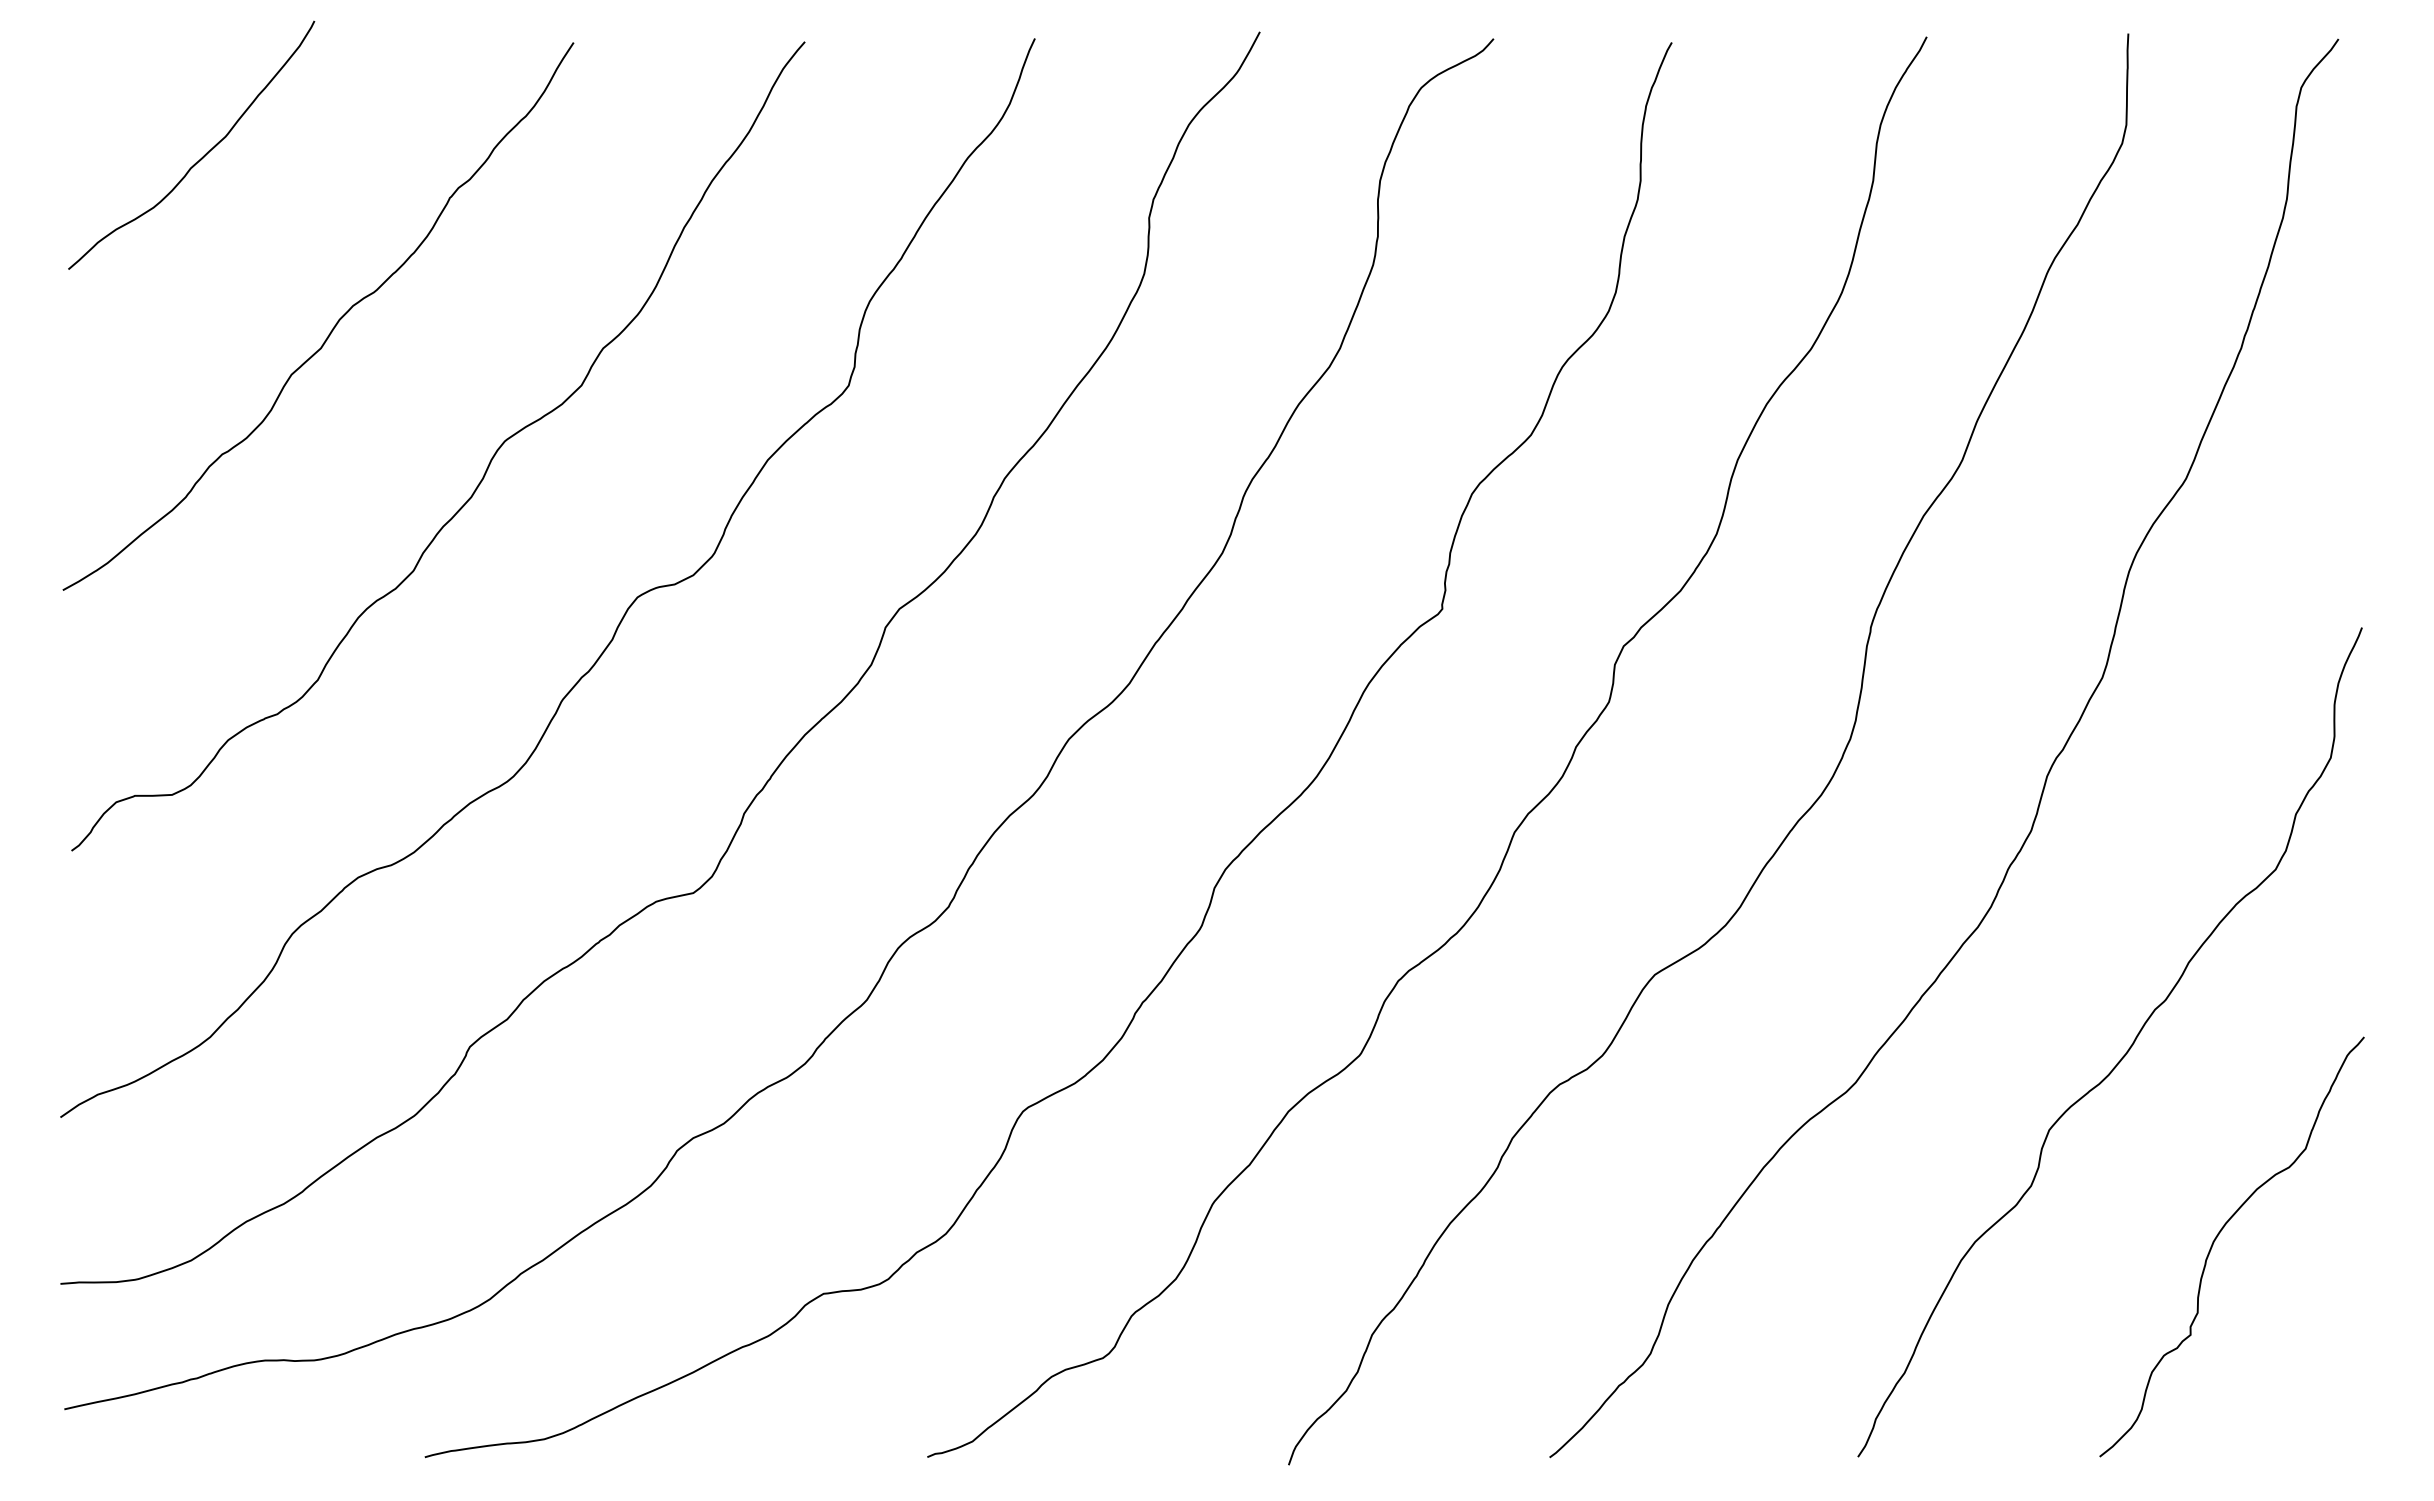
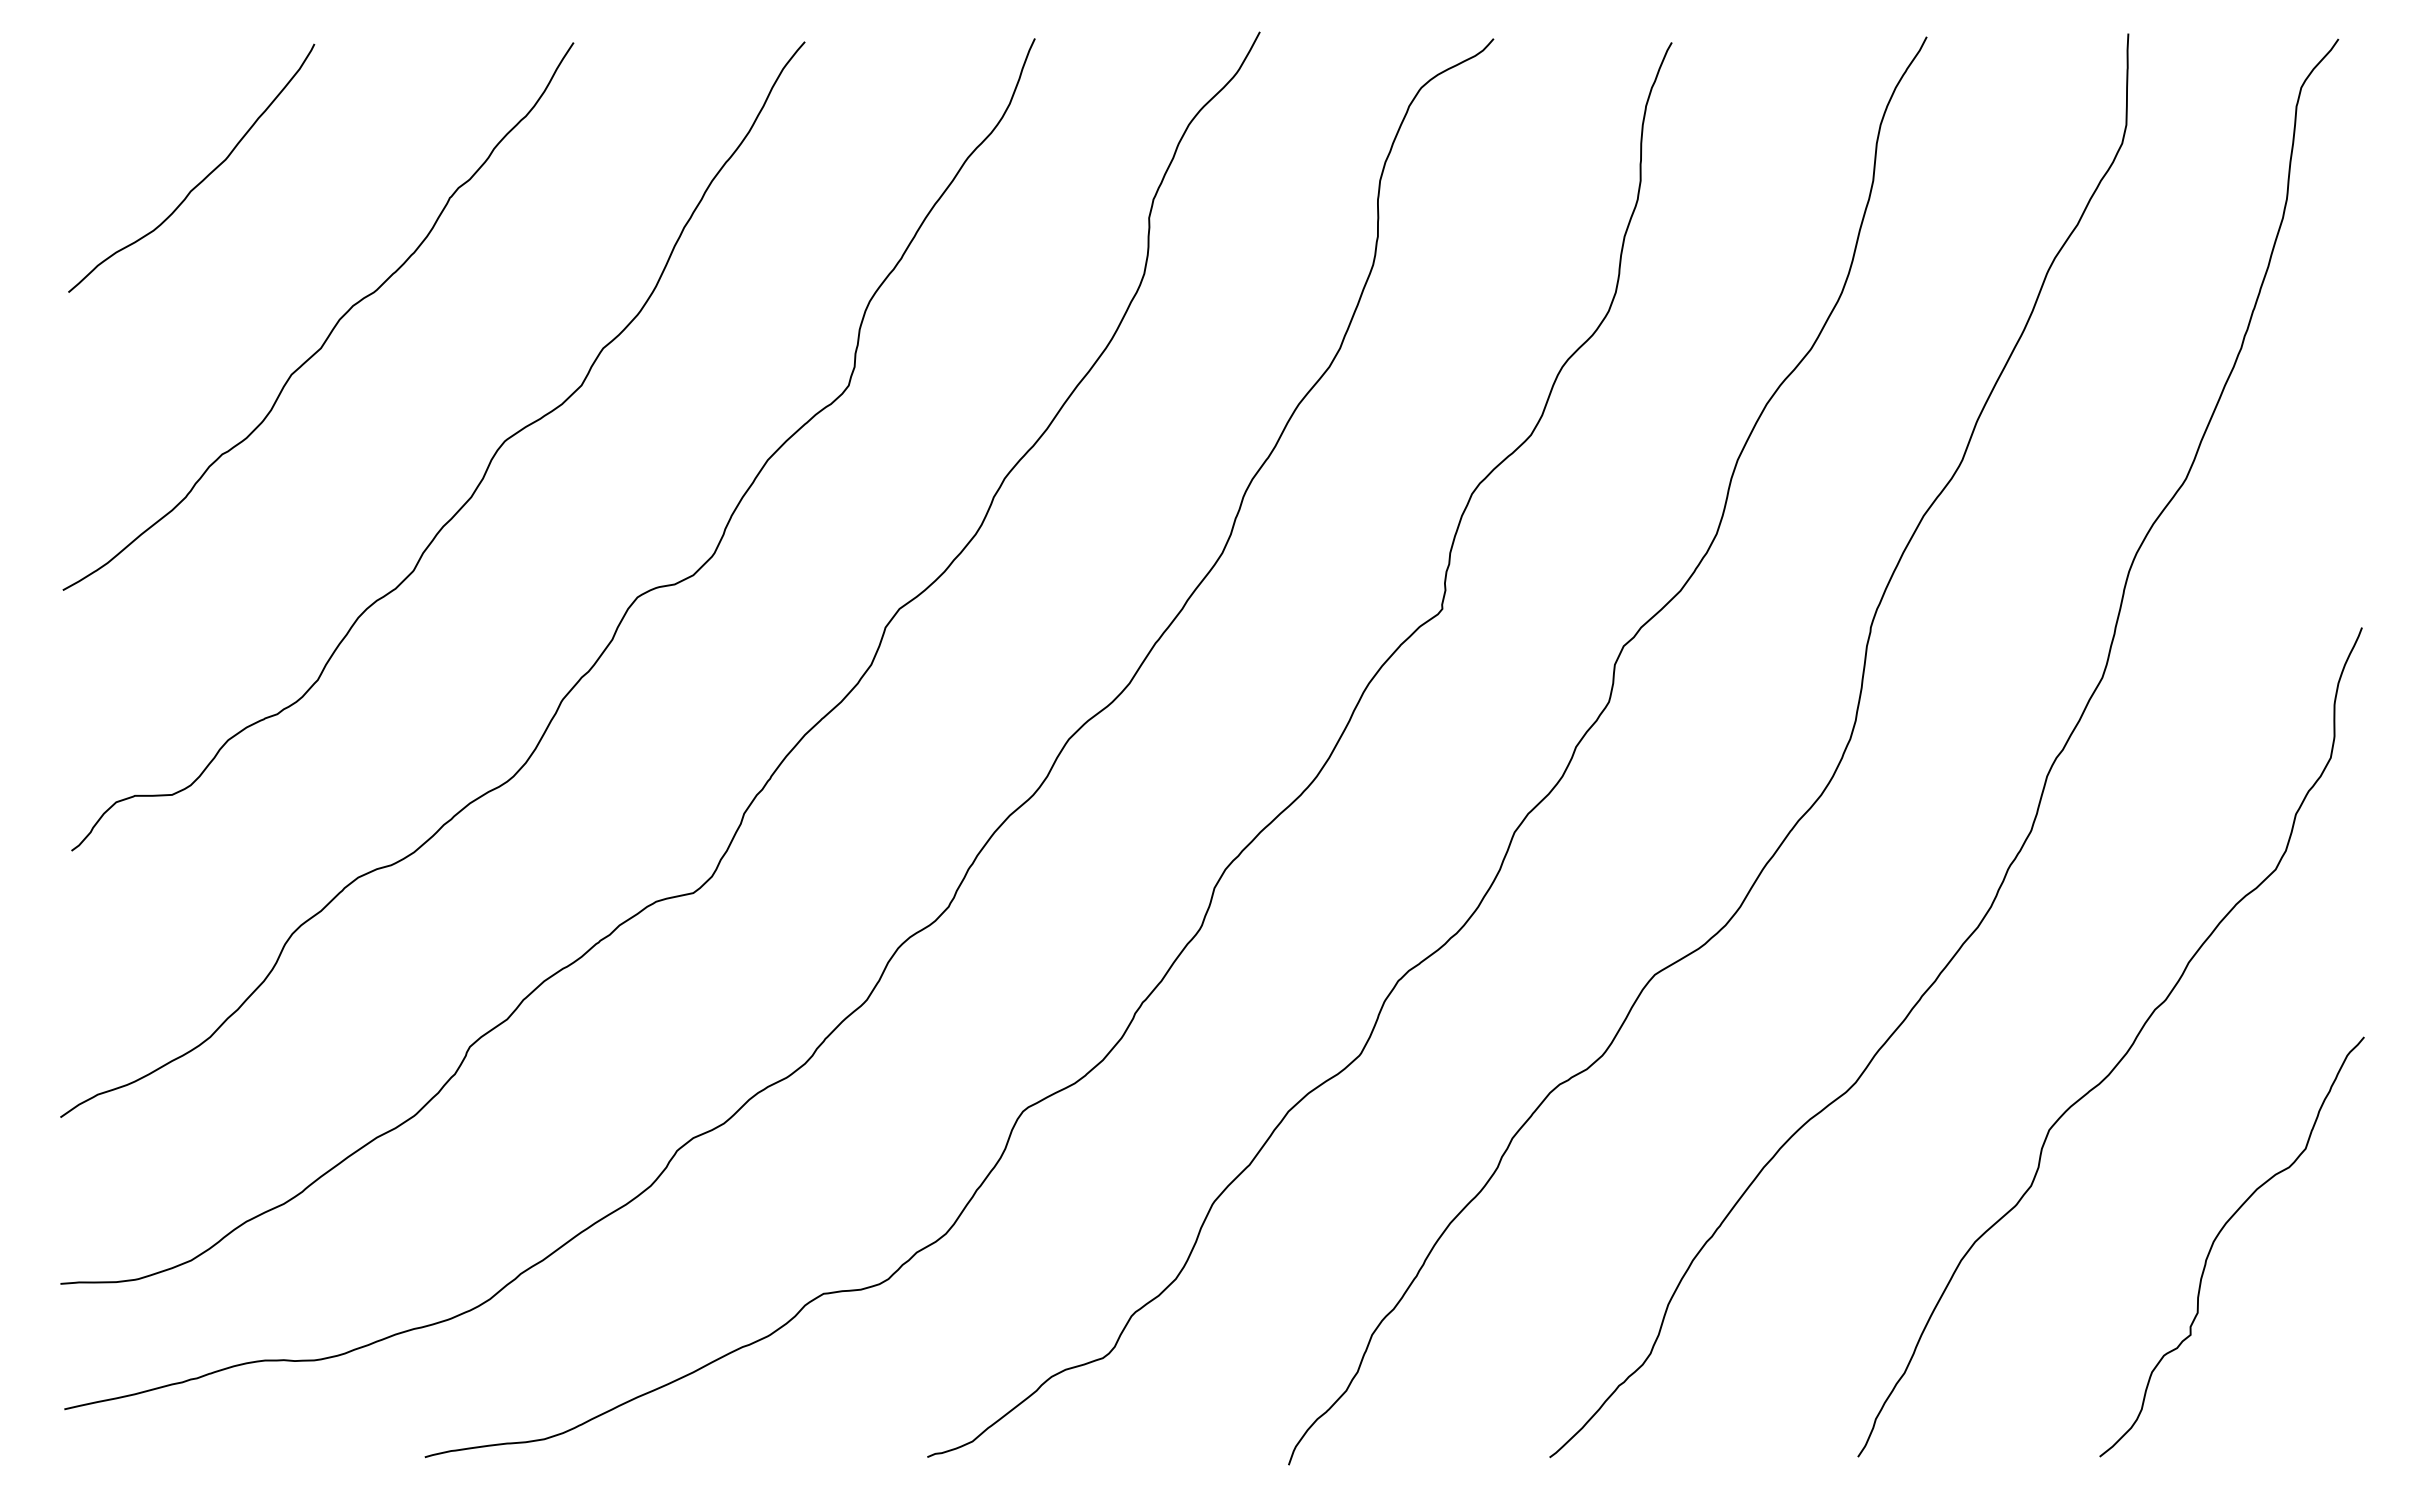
curve position: (203, 155) -> (203, 178) (203, 178)
